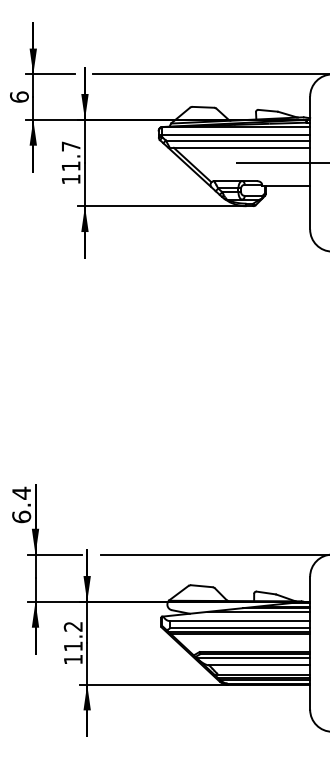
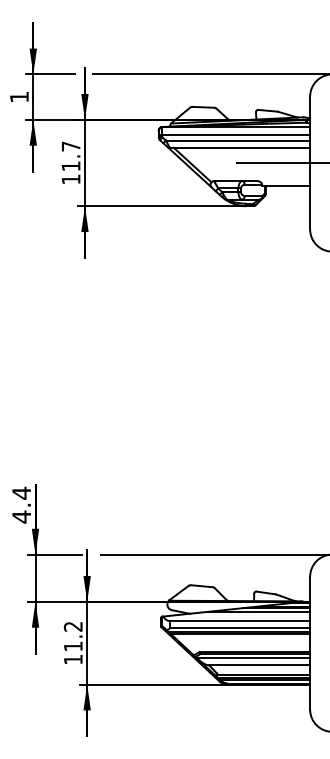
text: 6 -> 1 (19, 96)
text: 6.4 -> 4.4 (21, 516)
